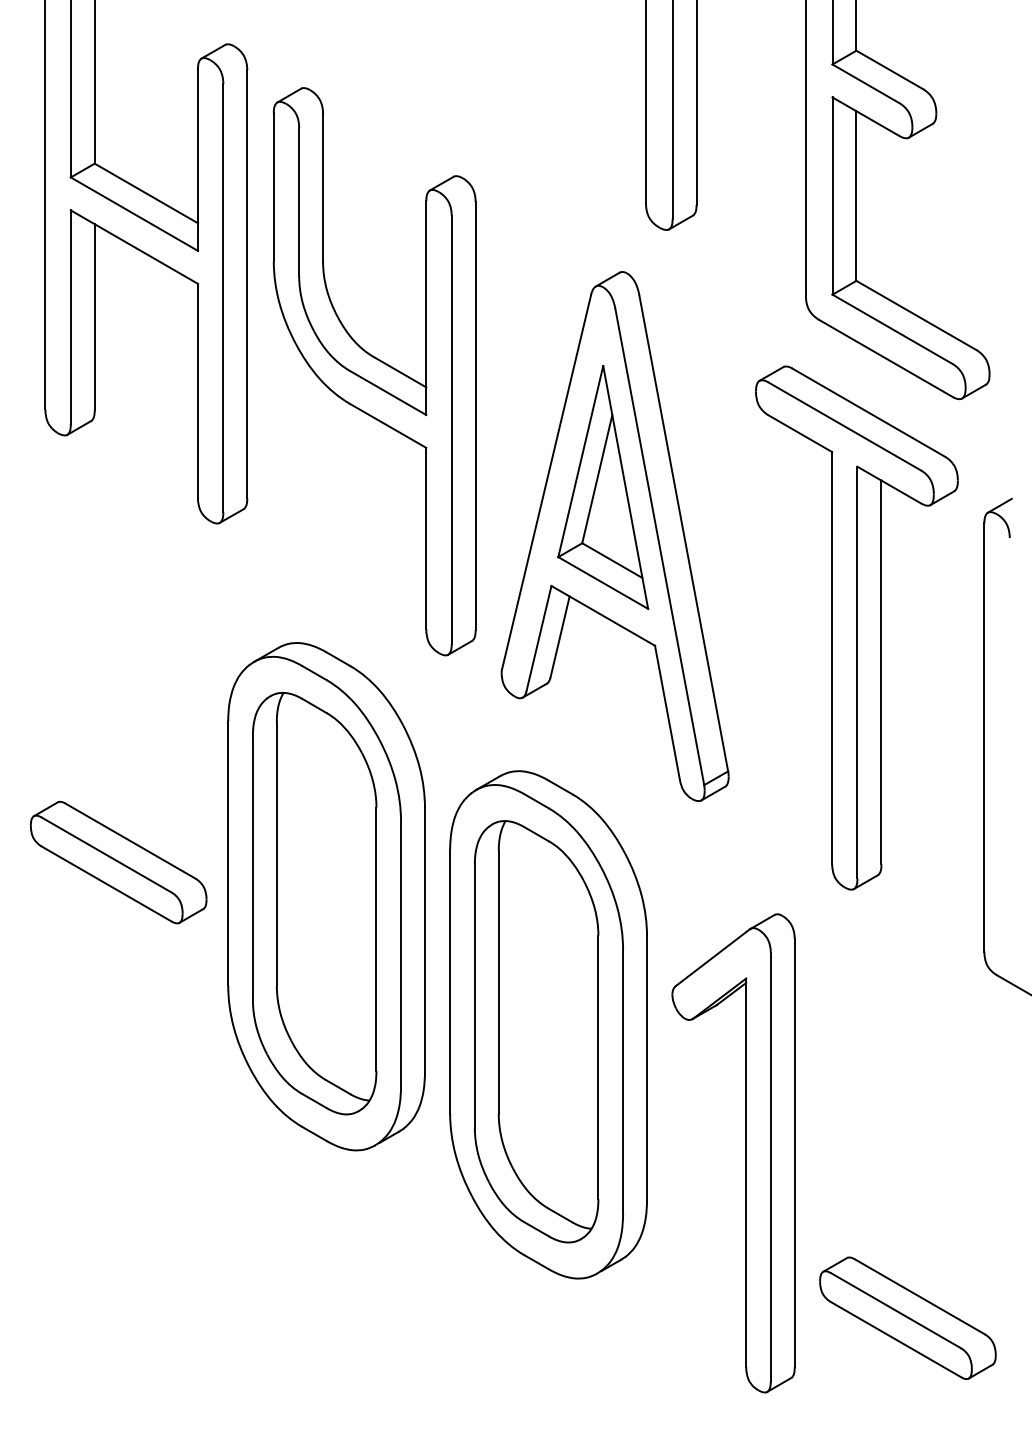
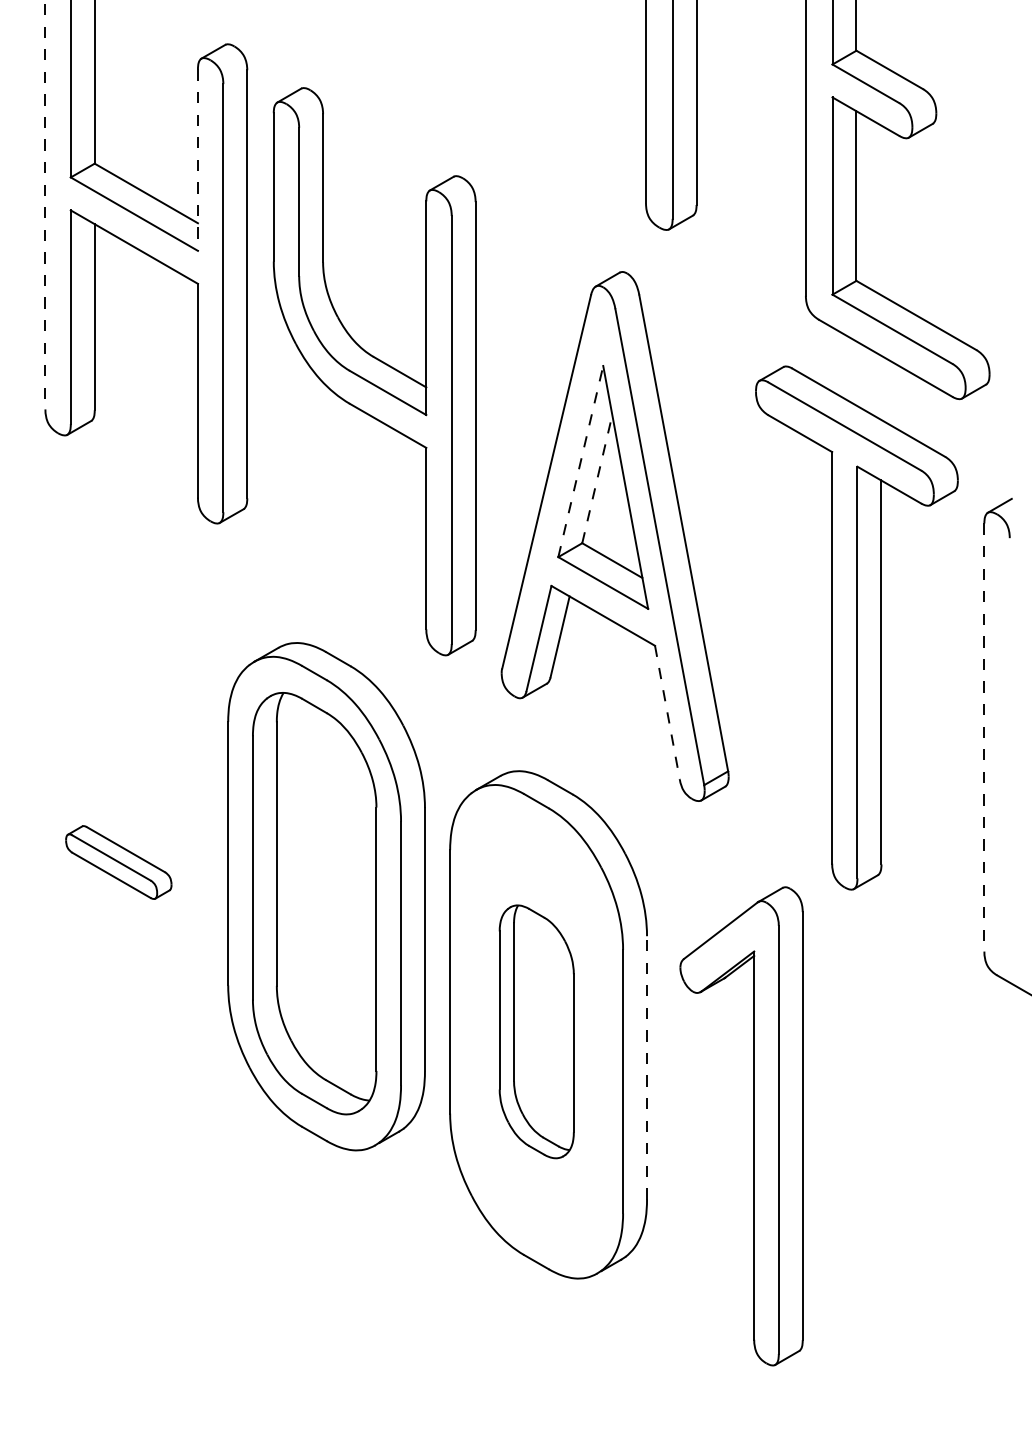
line: solid -> dashed (197, 160)
line: solid -> dashed (45, 205)
line: solid -> dashed (580, 461)
line: solid -> dashed (597, 479)
line: solid -> dashed (667, 713)
line: solid -> dashed (984, 738)
part size: 178x125 px -> 108x75 px (118, 862)
part size: 126x424 px -> 77x256 px (536, 1031)
line: solid -> dashed (647, 1067)
part position: (745, 1153) -> (753, 1126) (753, 1126)
part: present -> none (907, 1317)
